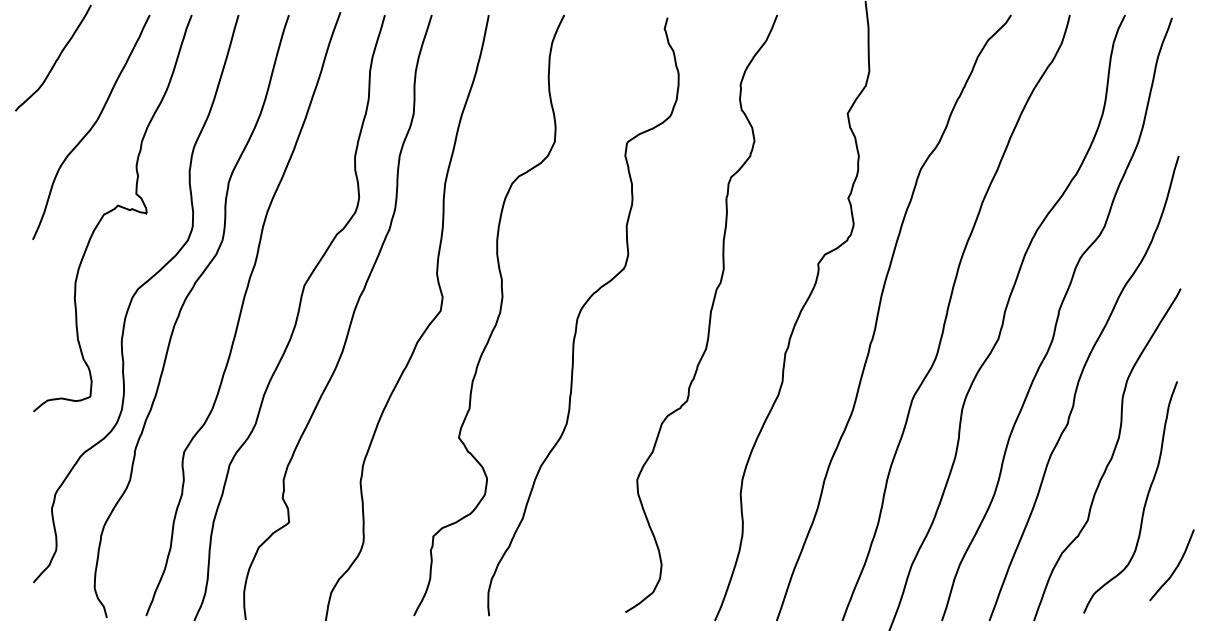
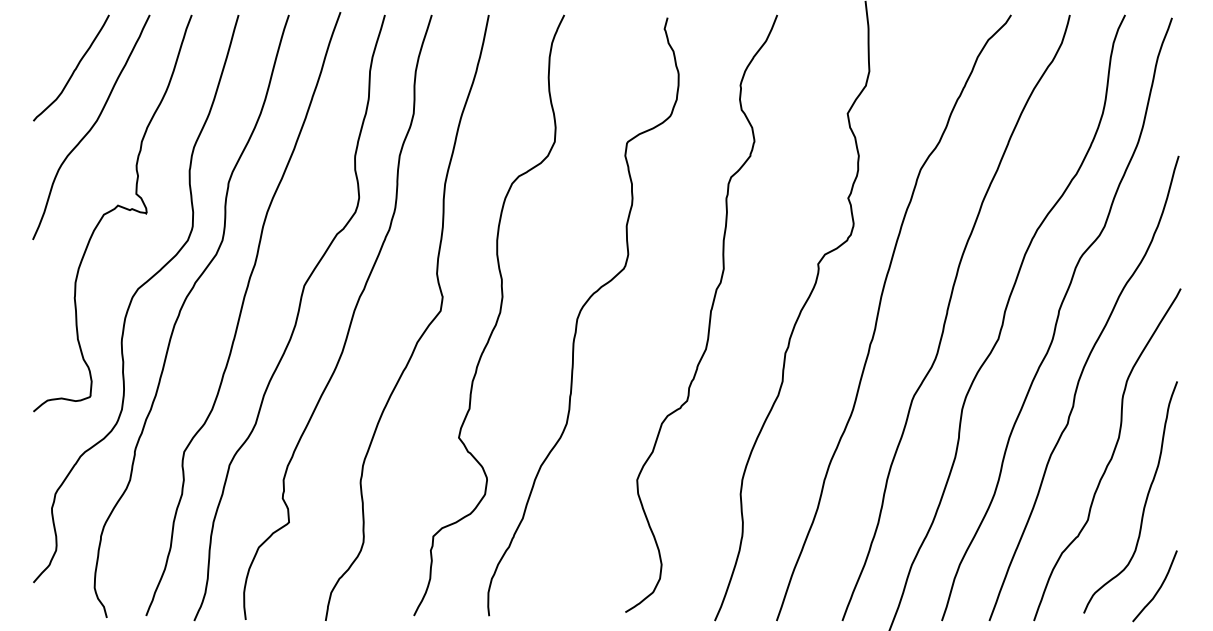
curve position: (56, 59) -> (74, 69) (74, 69)
curve position: (1175, 567) -> (1158, 588) (1158, 588)
